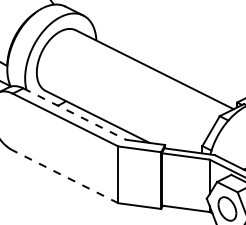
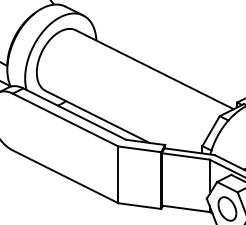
line: dashed -> solid (75, 114)
line: dashed -> solid (65, 176)
